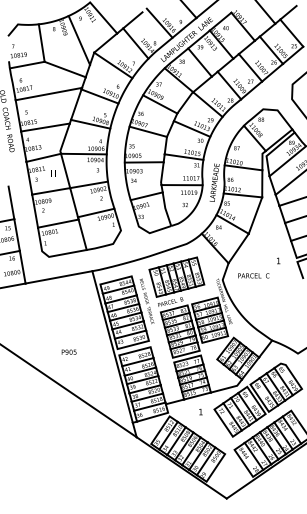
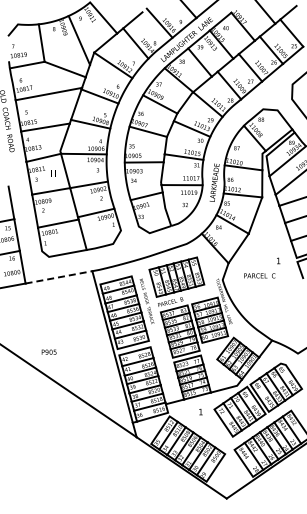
text position: (253, 275) -> (259, 275) (259, 275)
line: solid -> dashed (58, 277)
text position: (68, 351) -> (48, 351) (48, 351)
